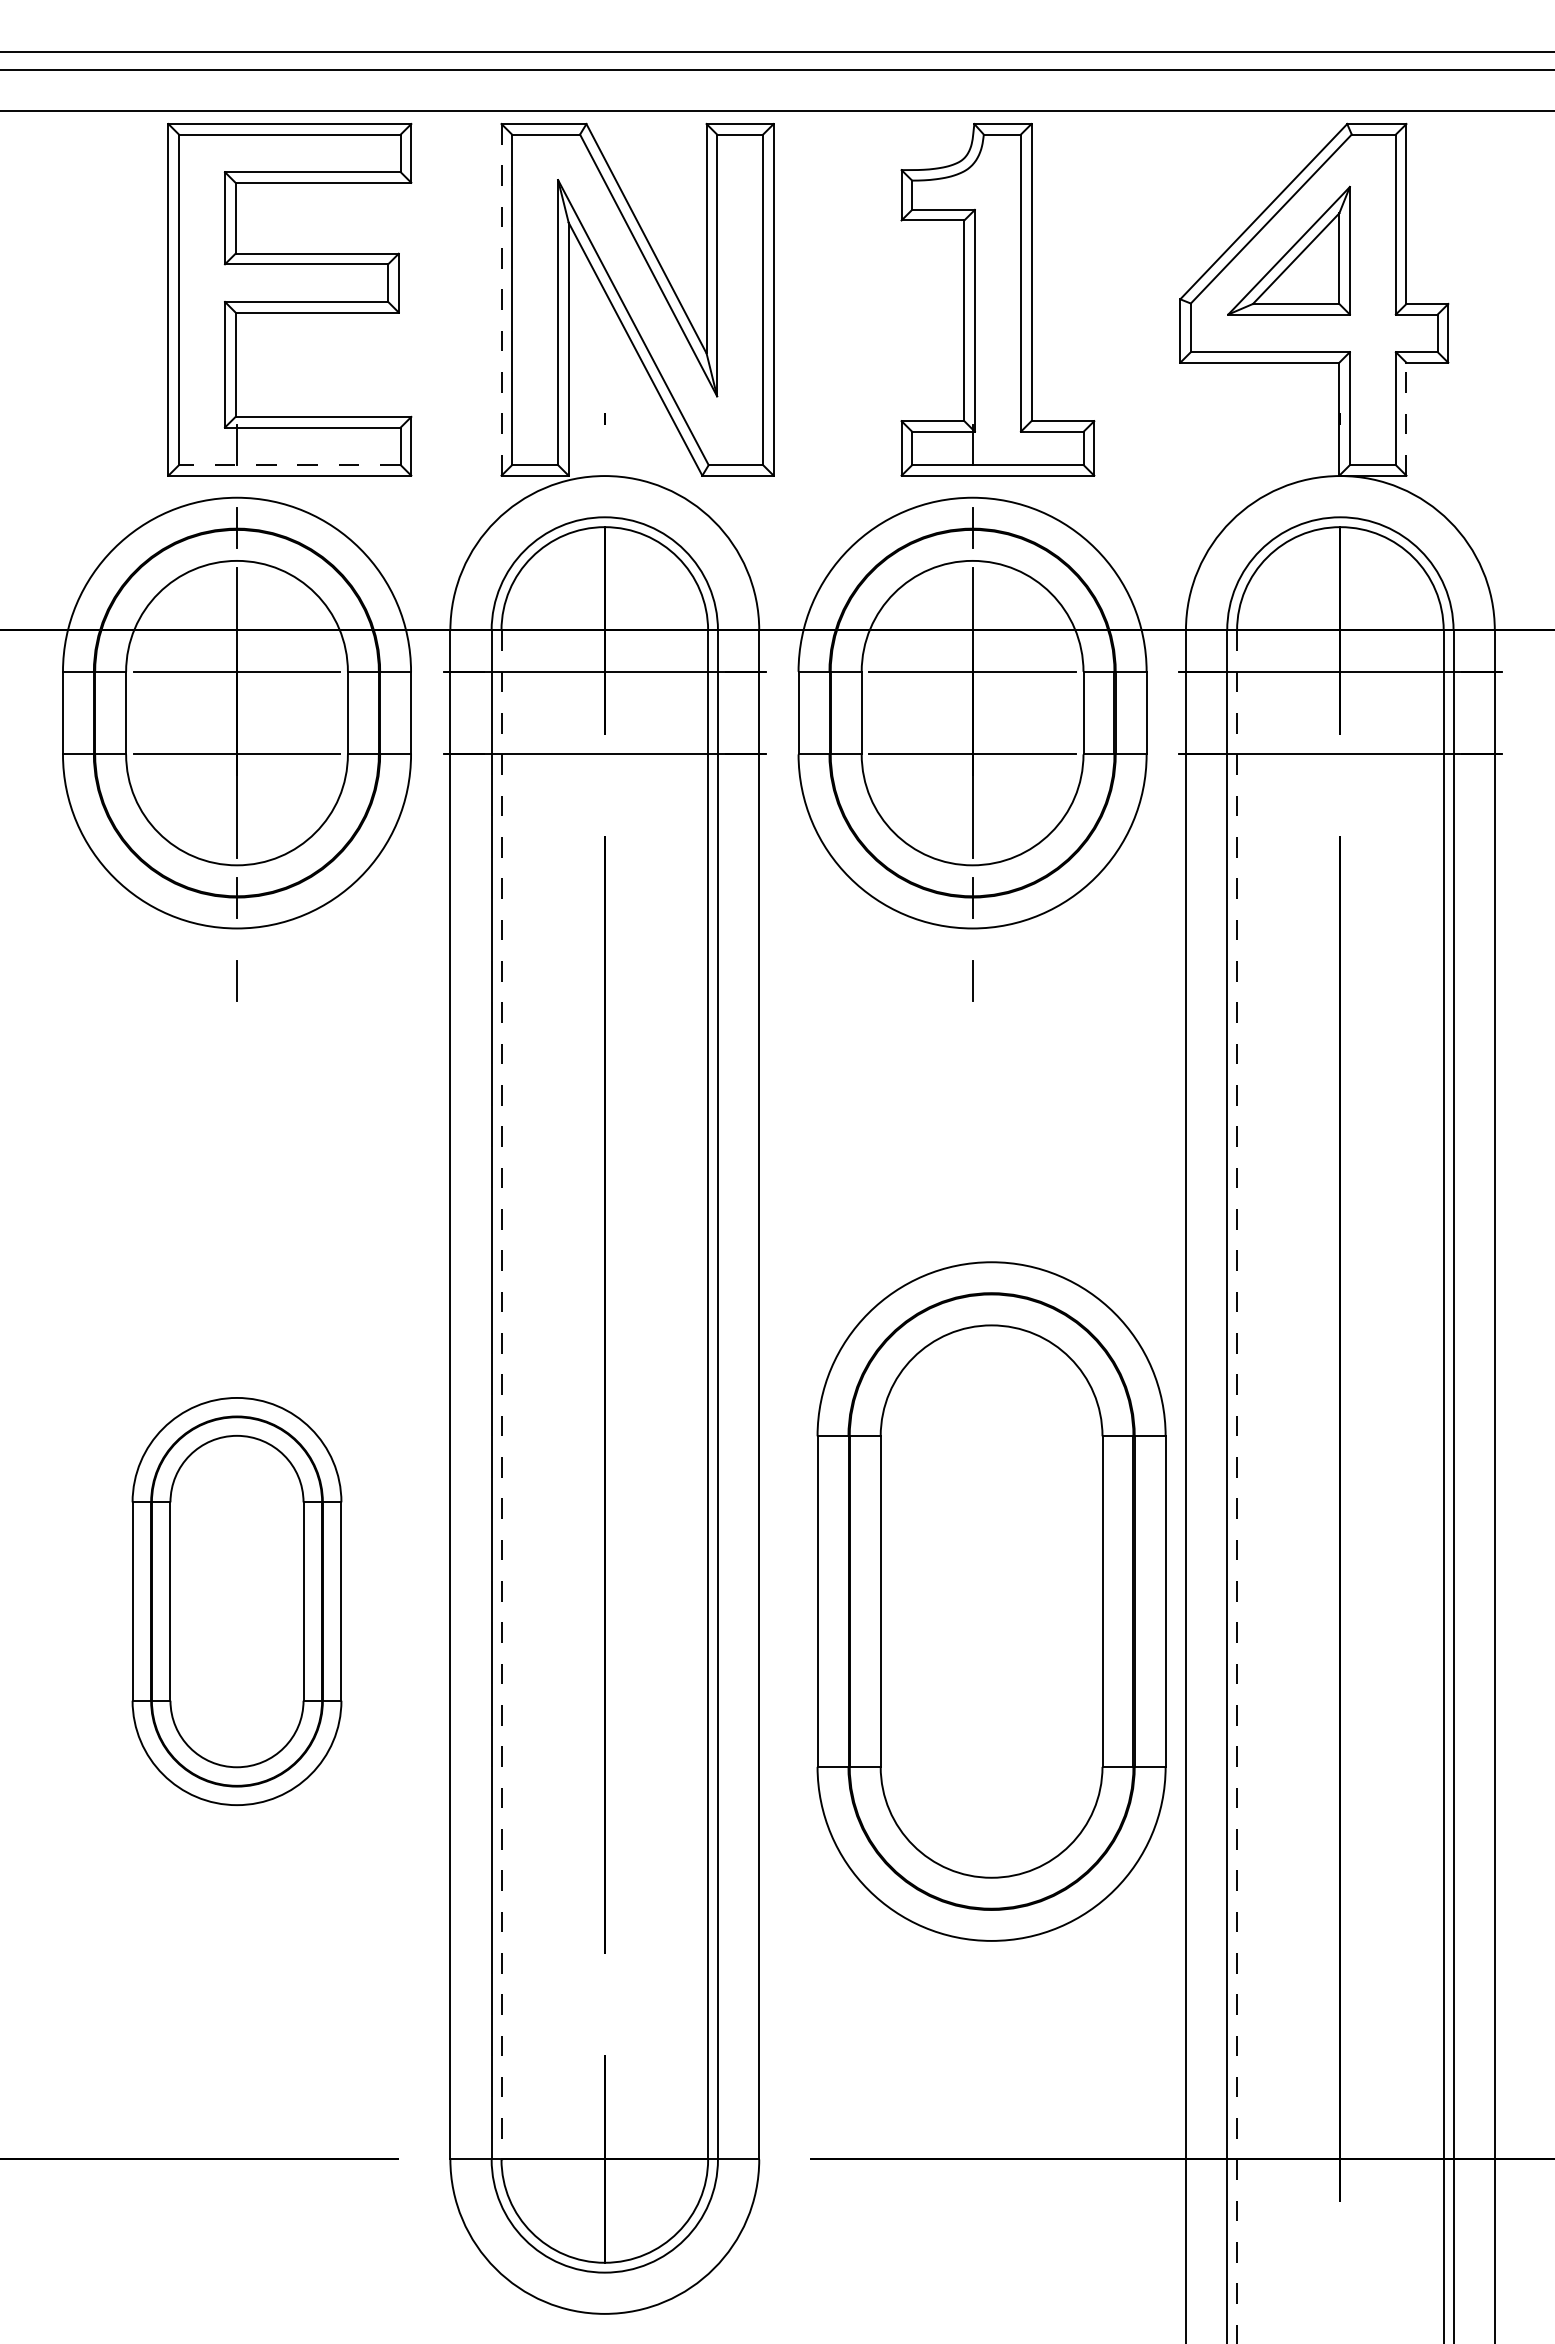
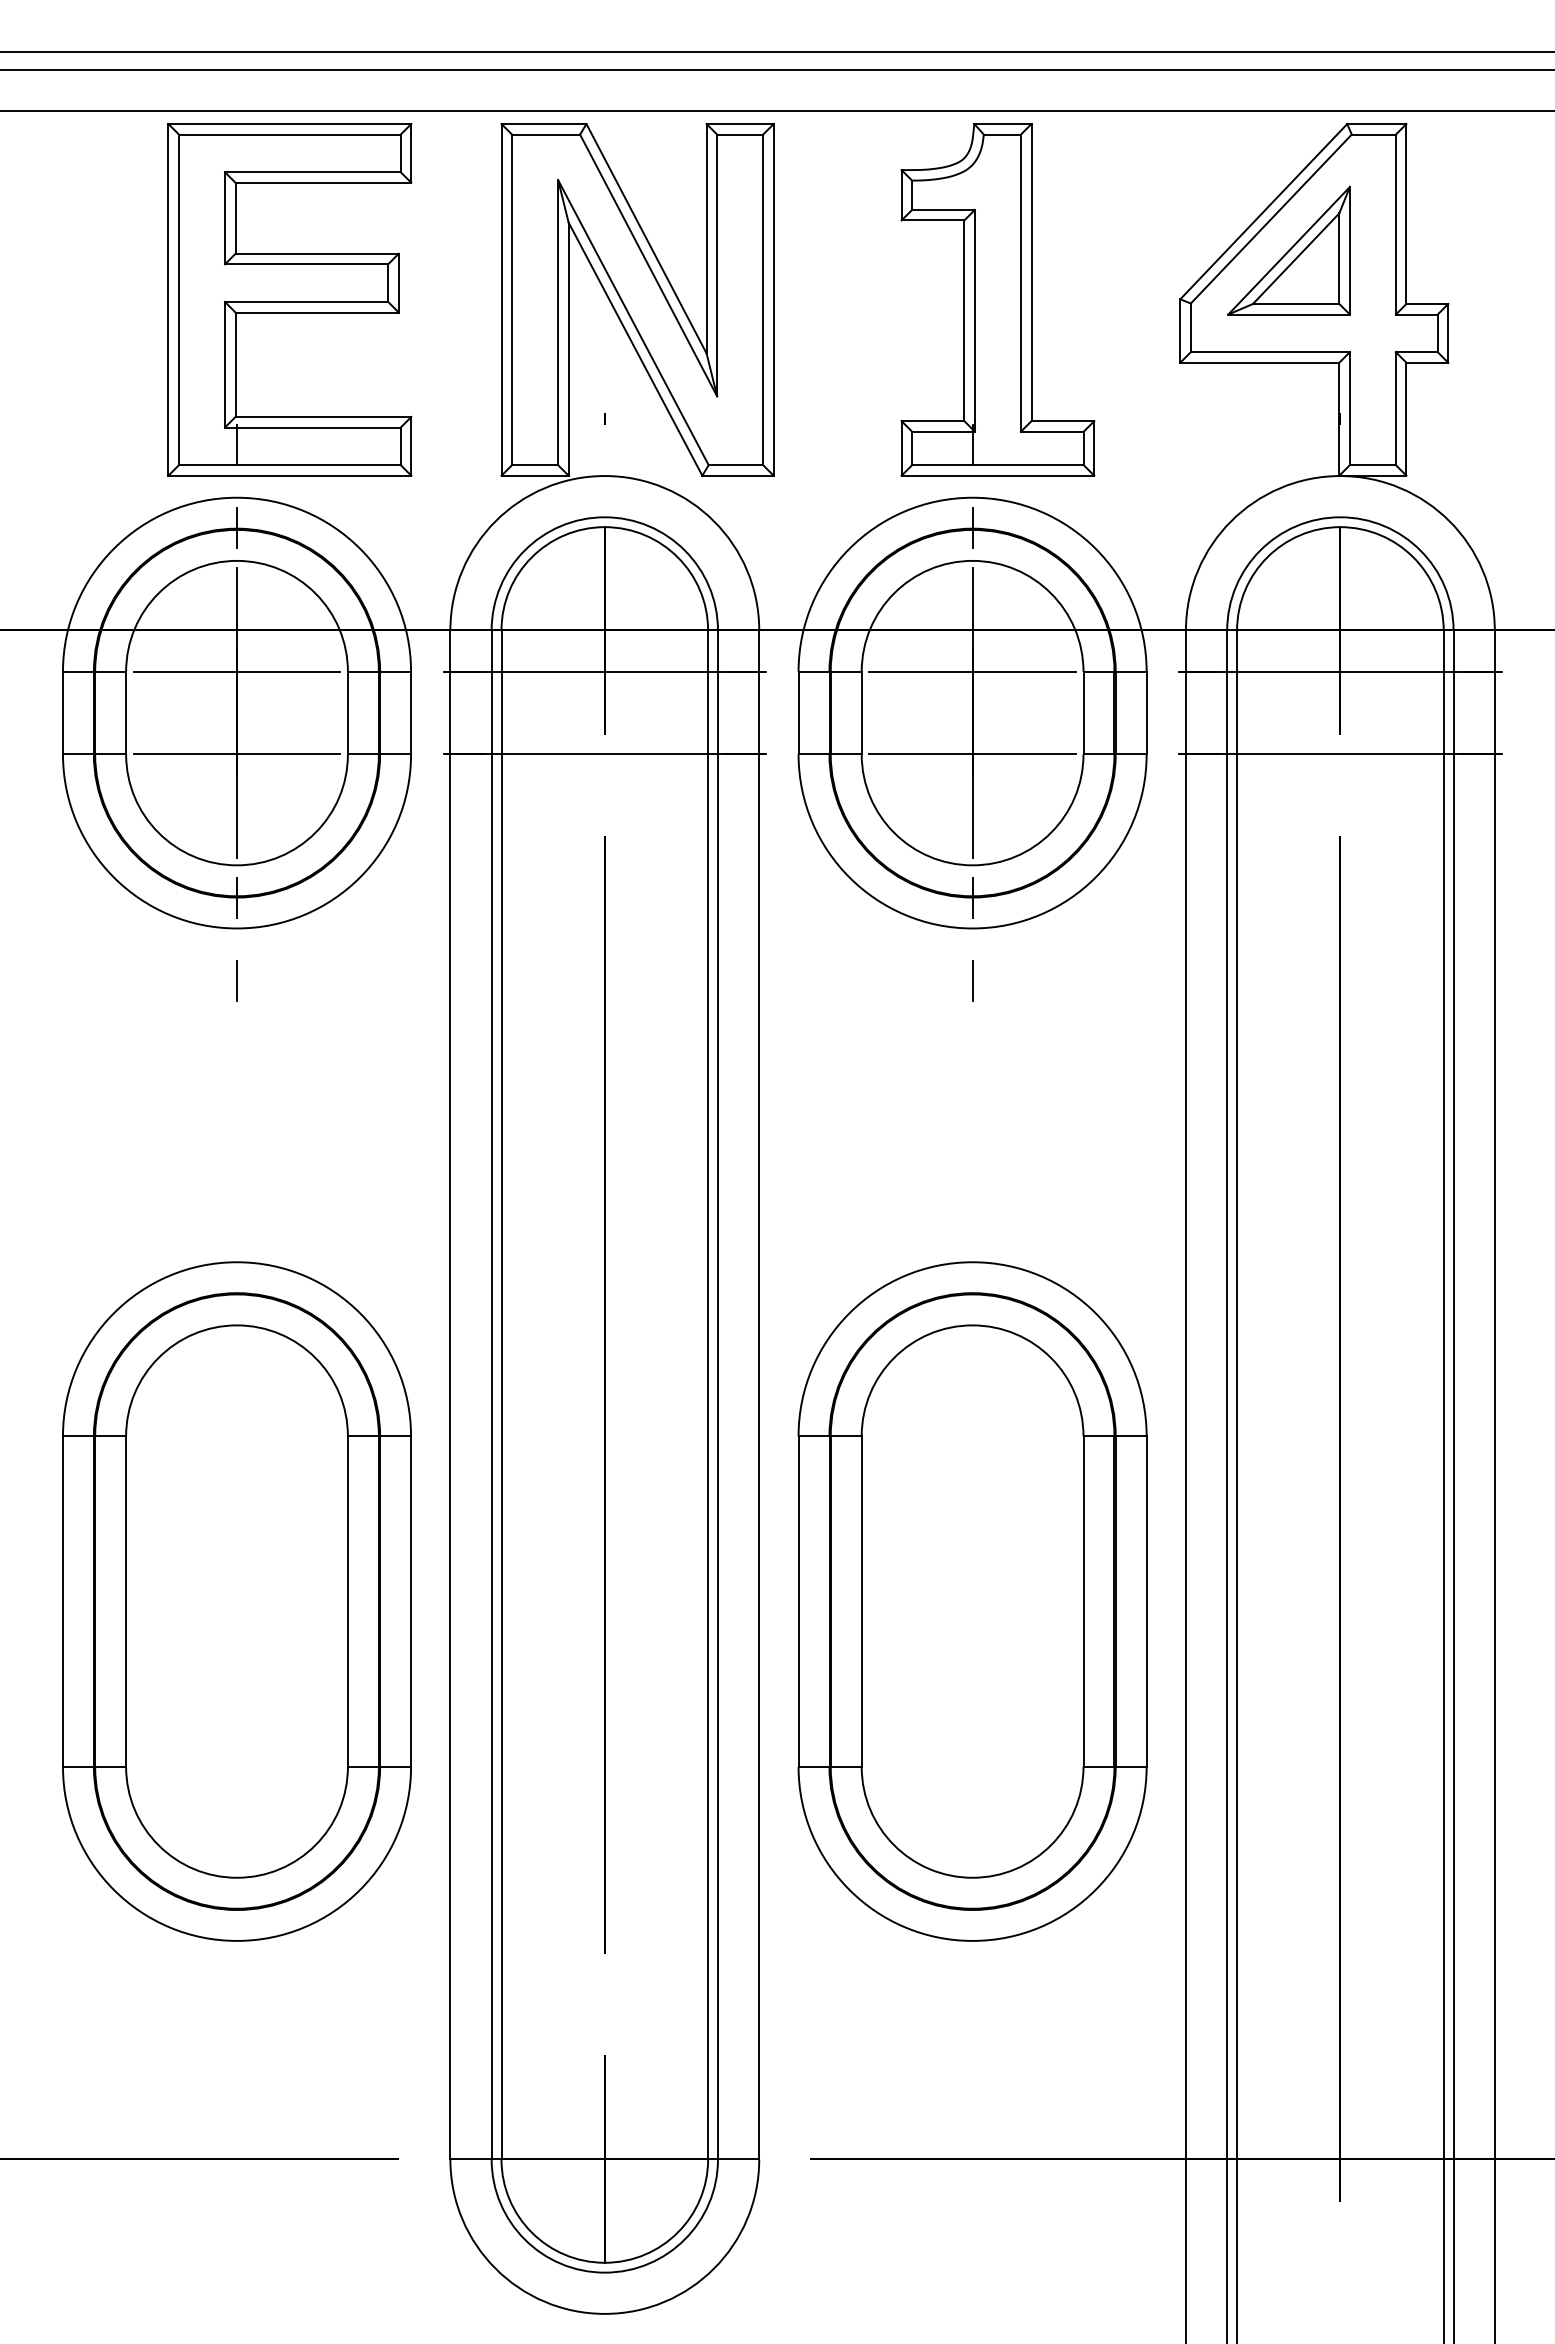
line: dashed -> solid (501, 299)
line: dashed -> solid (1406, 418)
line: dashed -> solid (289, 465)
line: dashed -> solid (501, 1394)
line: dashed -> solid (1237, 1487)
part size: 212x409 px -> 350x681 px (236, 1601)
part position: (991, 1601) -> (972, 1601) (972, 1601)
